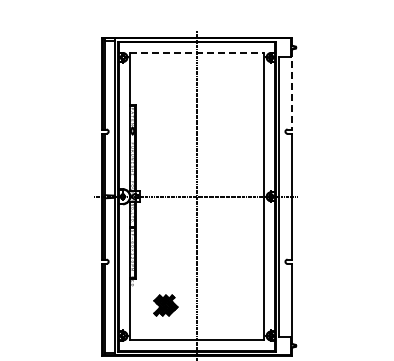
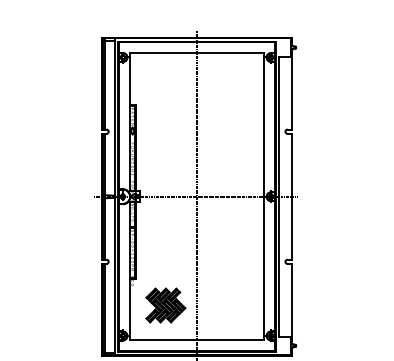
line: dashed -> solid (197, 53)
line: dashed -> solid (291, 89)
part size: 26x23 px -> 42x37 px (165, 305)
